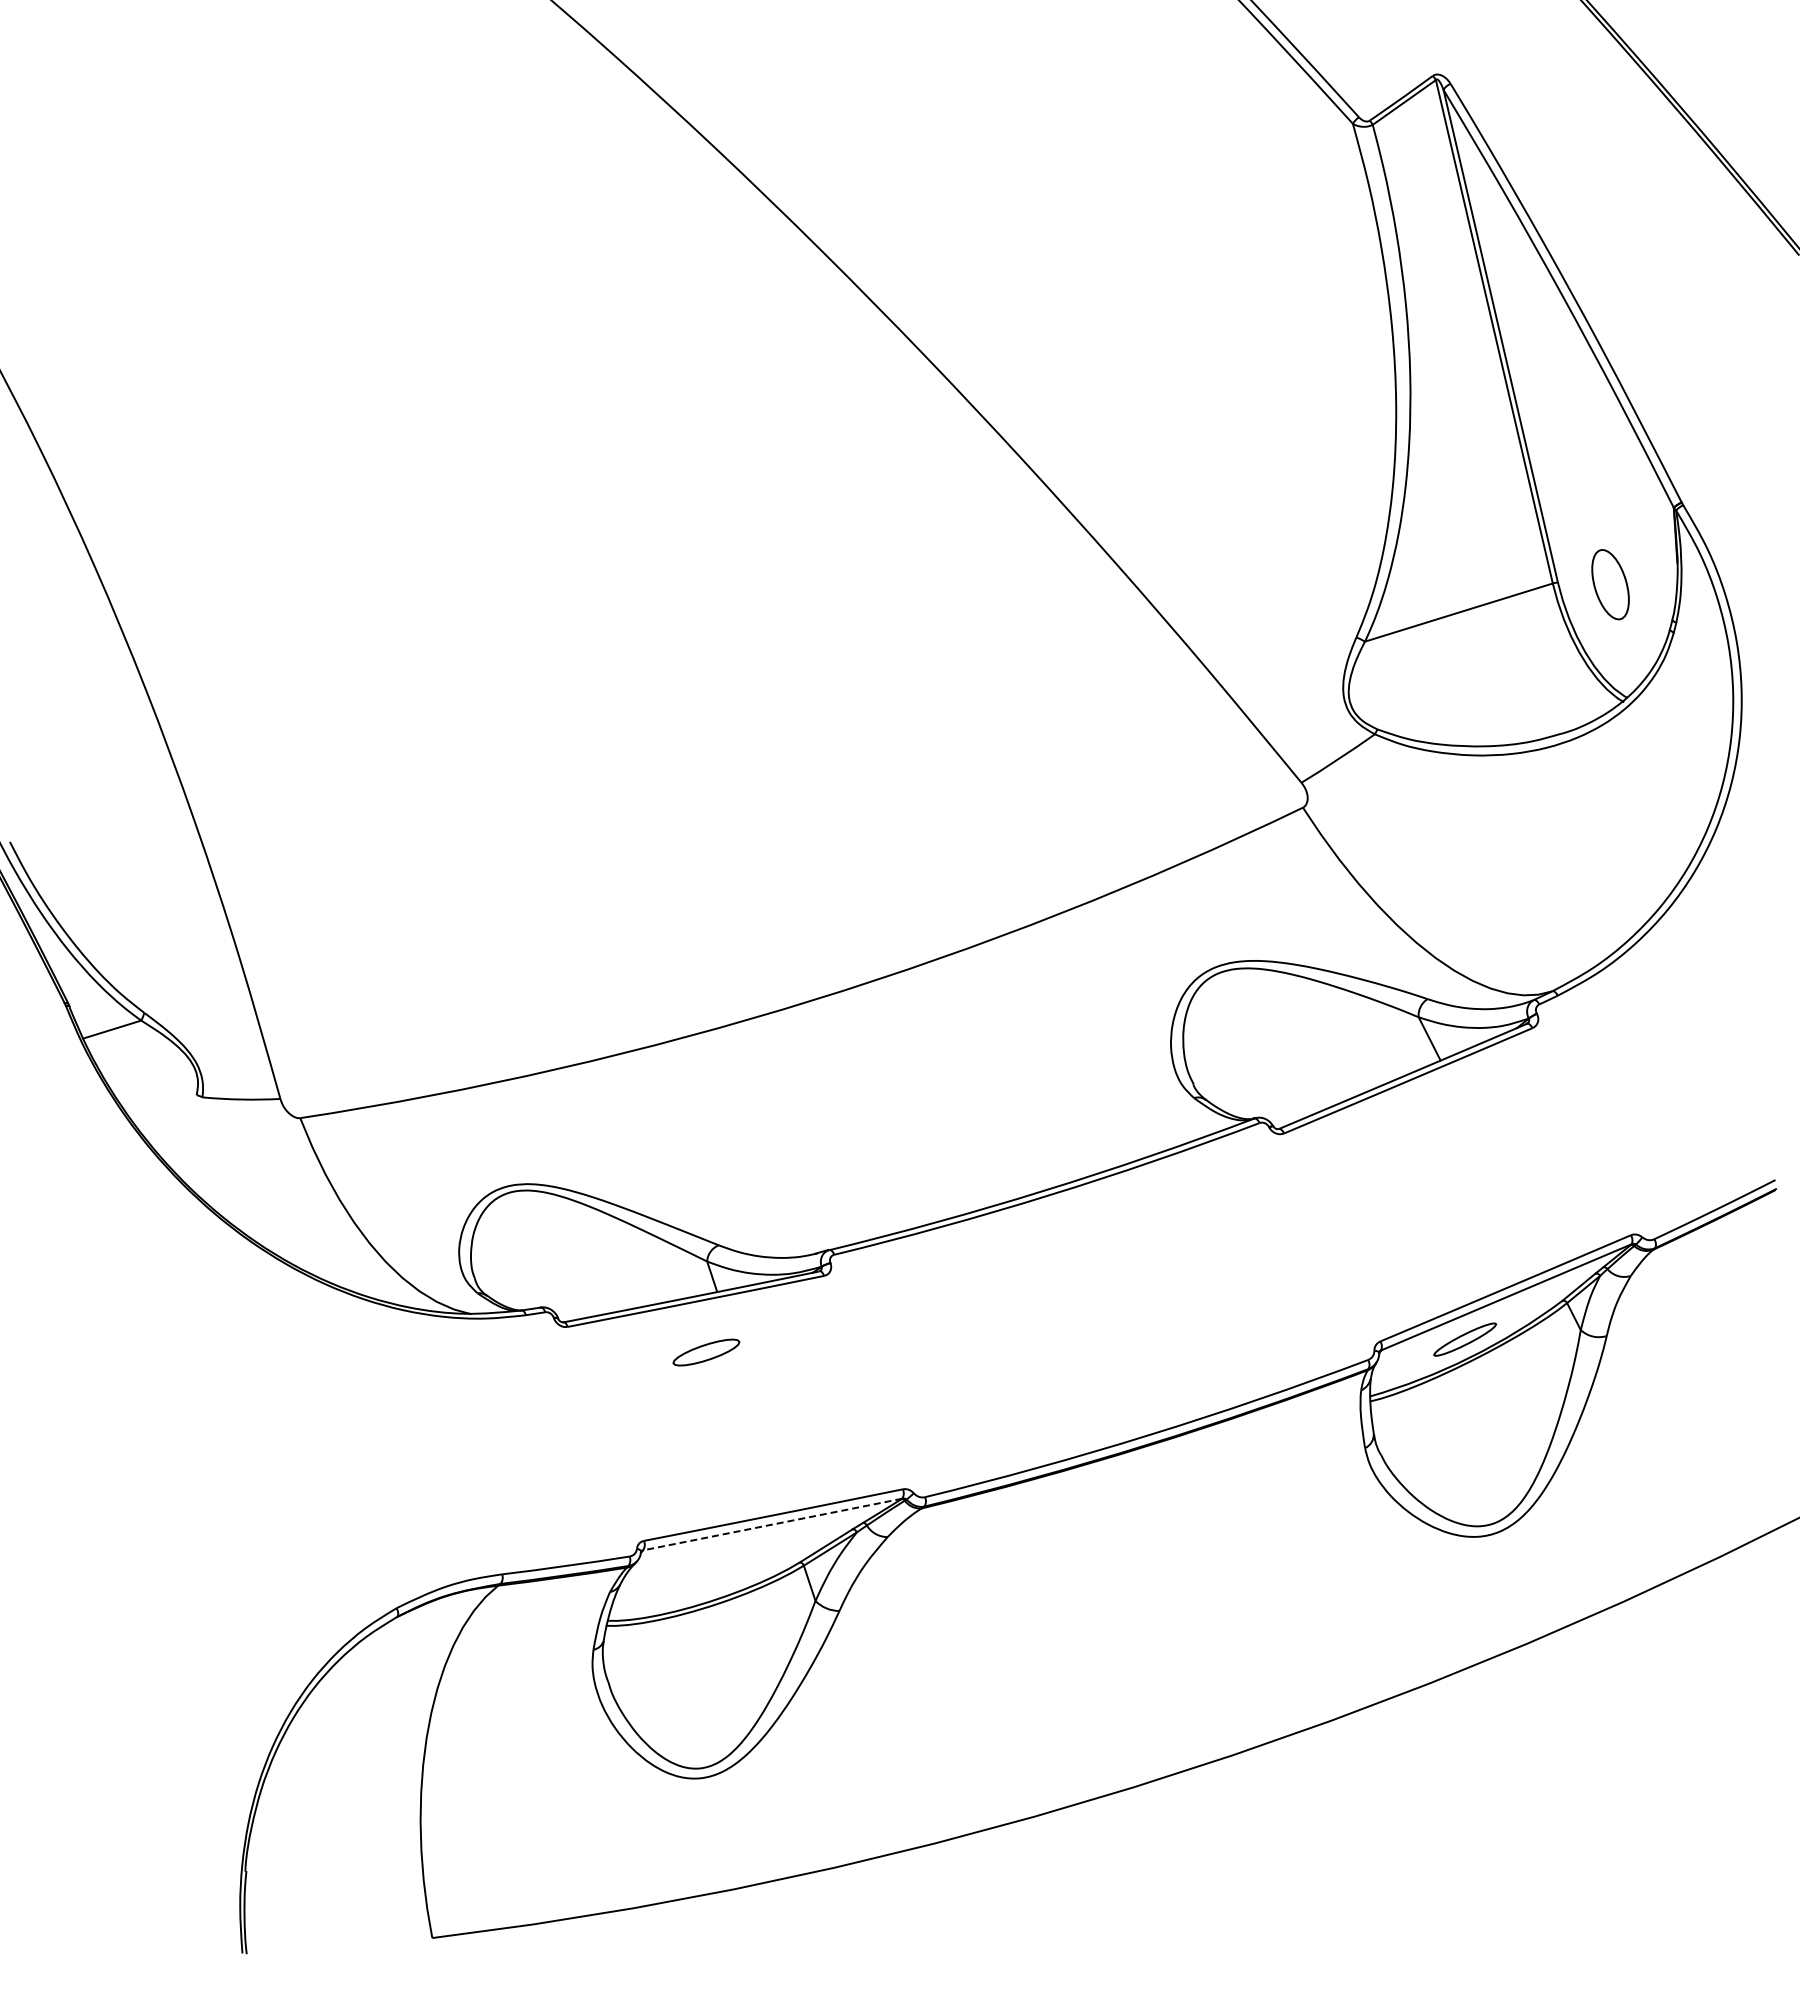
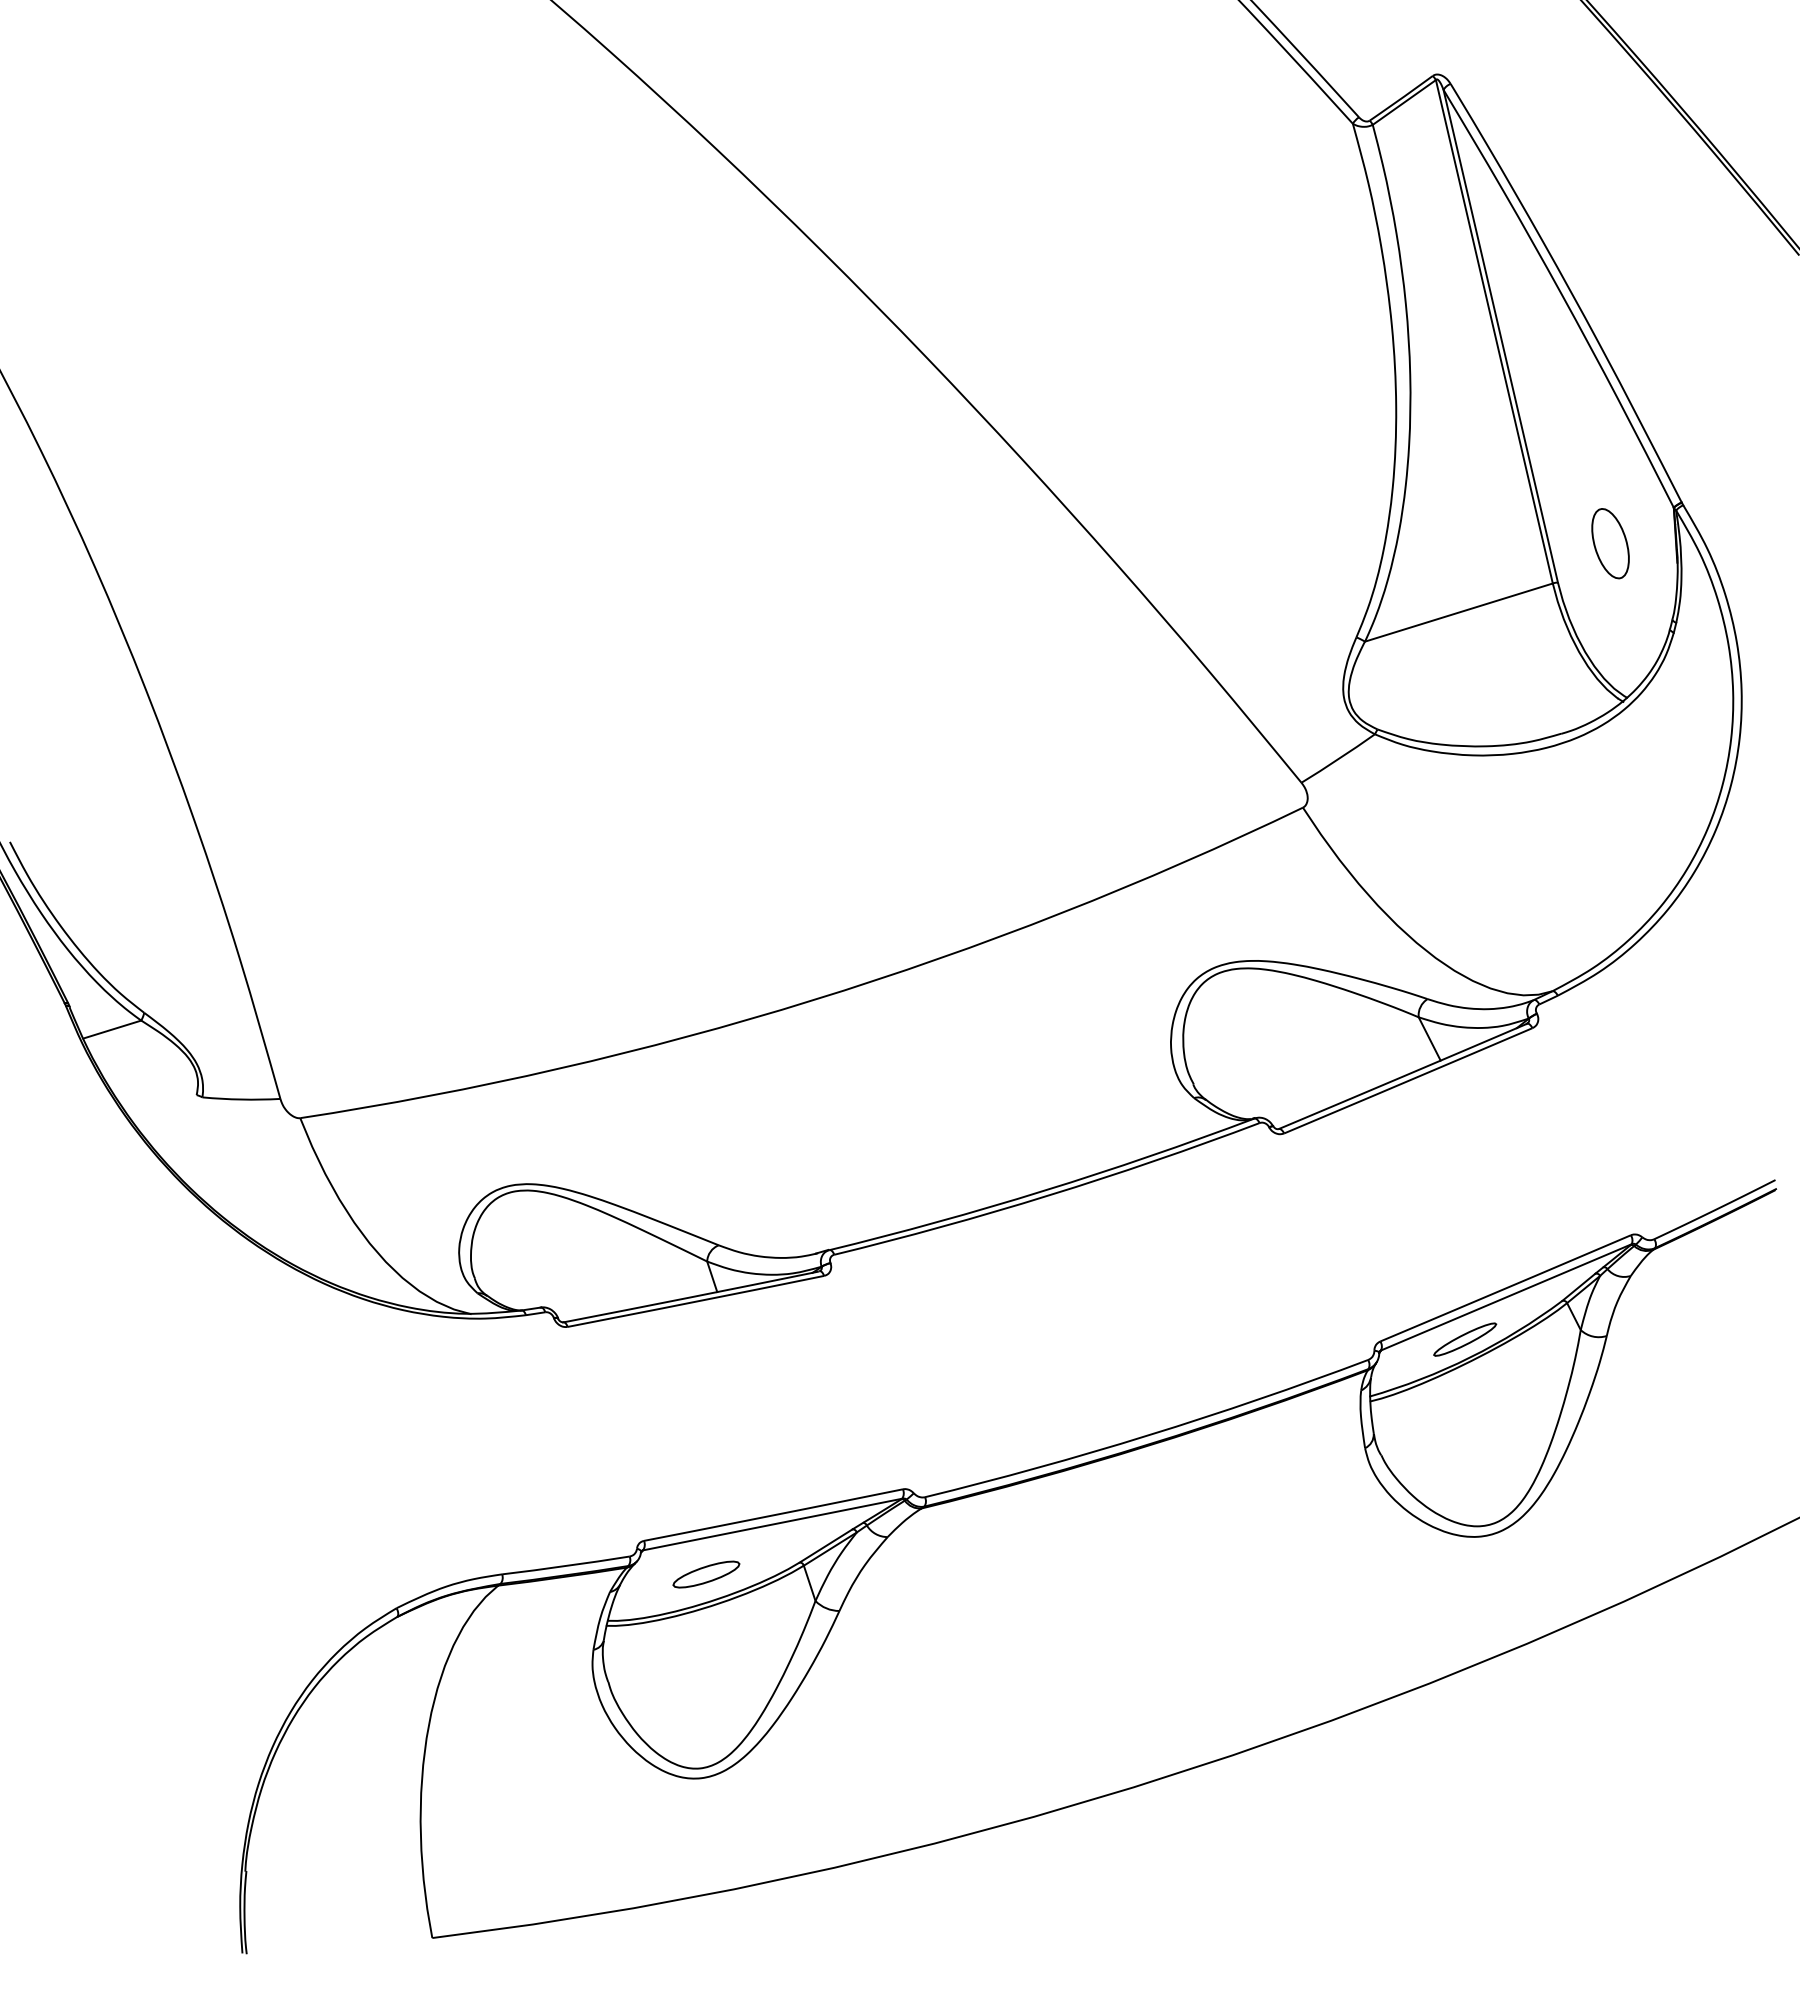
part position: (1610, 584) -> (1610, 543) (1610, 543)
part position: (706, 1352) -> (706, 1574) (706, 1574)
line: dashed -> solid (772, 1524)
